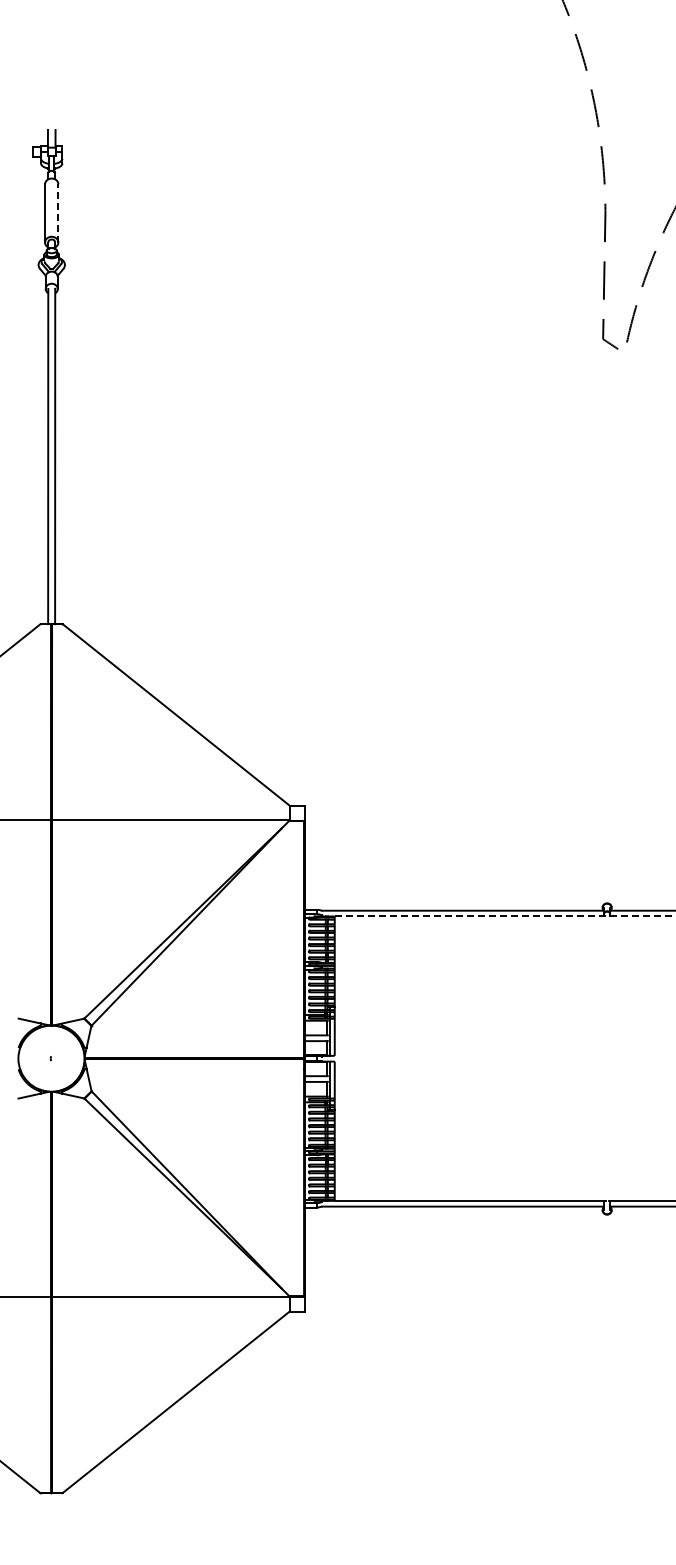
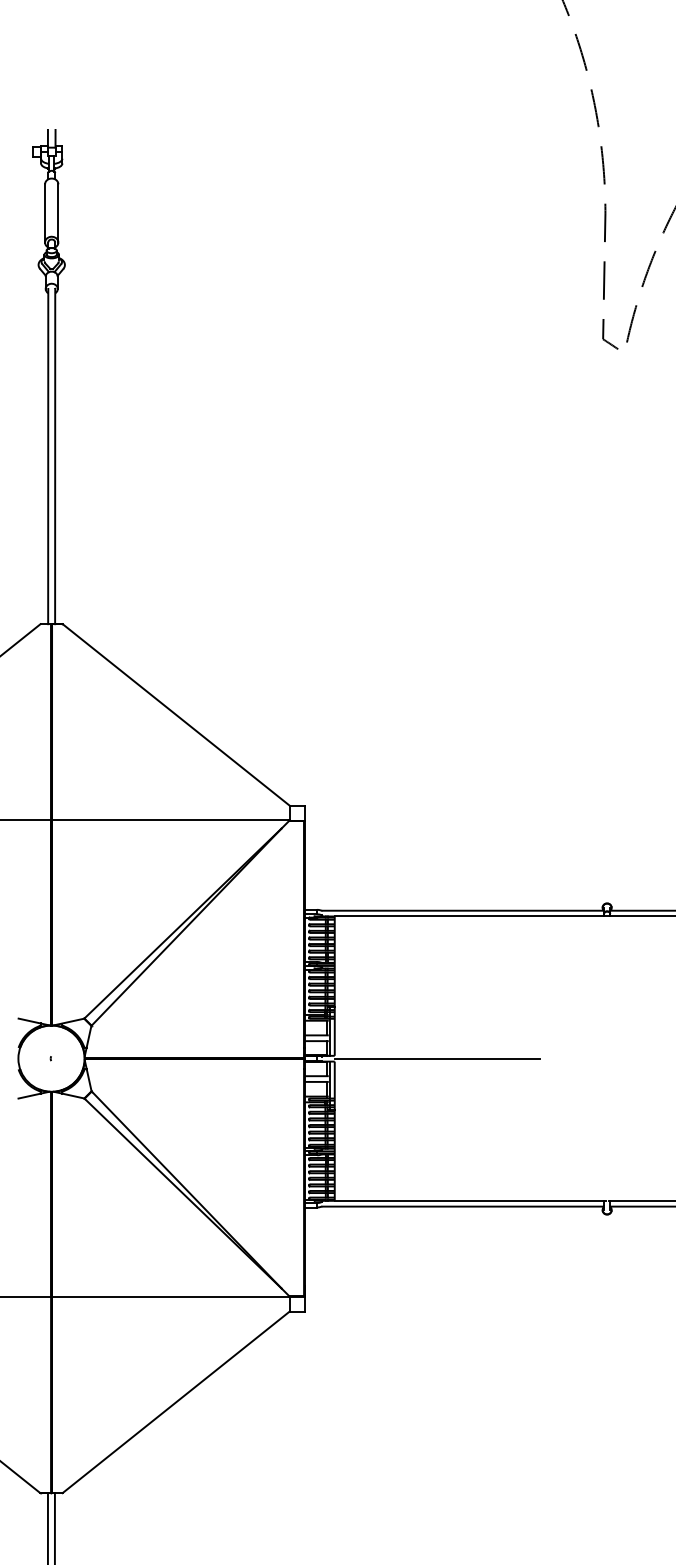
line: dashed -> solid (58, 212)
line: dashed -> solid (505, 916)
line: none -> present (436, 1058)
line: none -> present (47, 1527)
line: none -> present (54, 1527)
